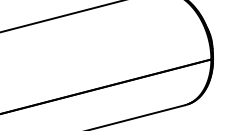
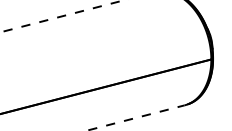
line: solid -> dashed (62, 16)
line: solid -> dashed (135, 118)
